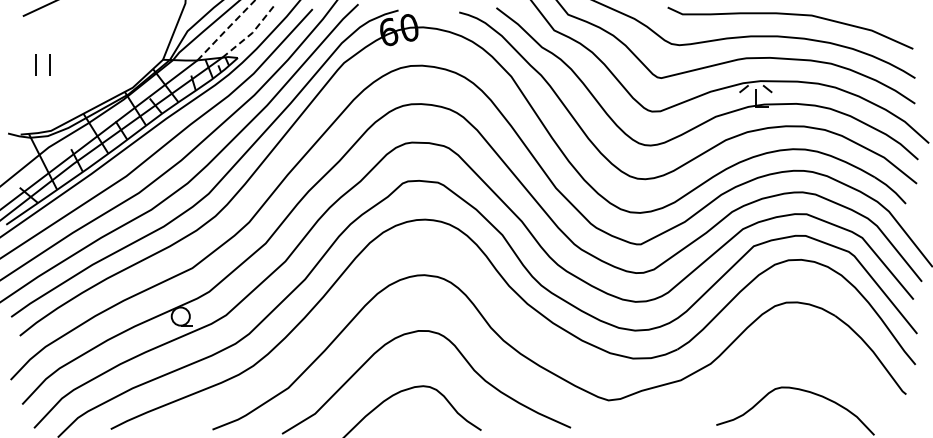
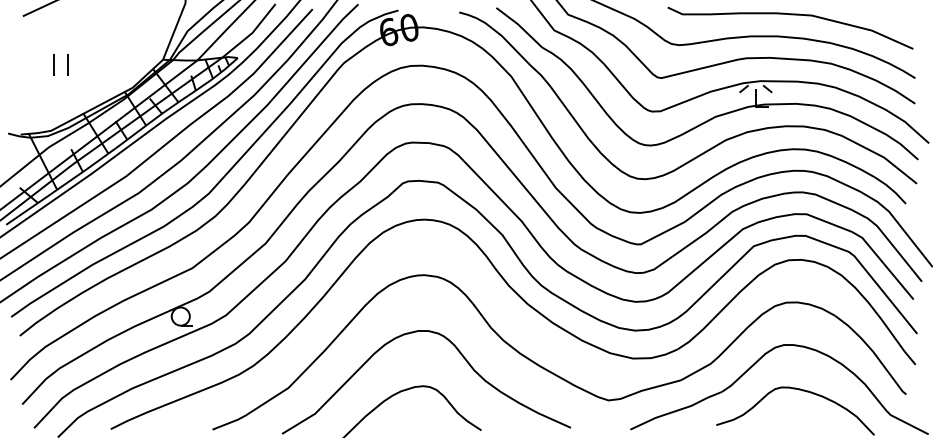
line: dashed -> solid (225, 30)
line: dashed -> solid (251, 33)
part position: (42, 64) -> (60, 64) (60, 64)
part: none -> present (755, 364)
